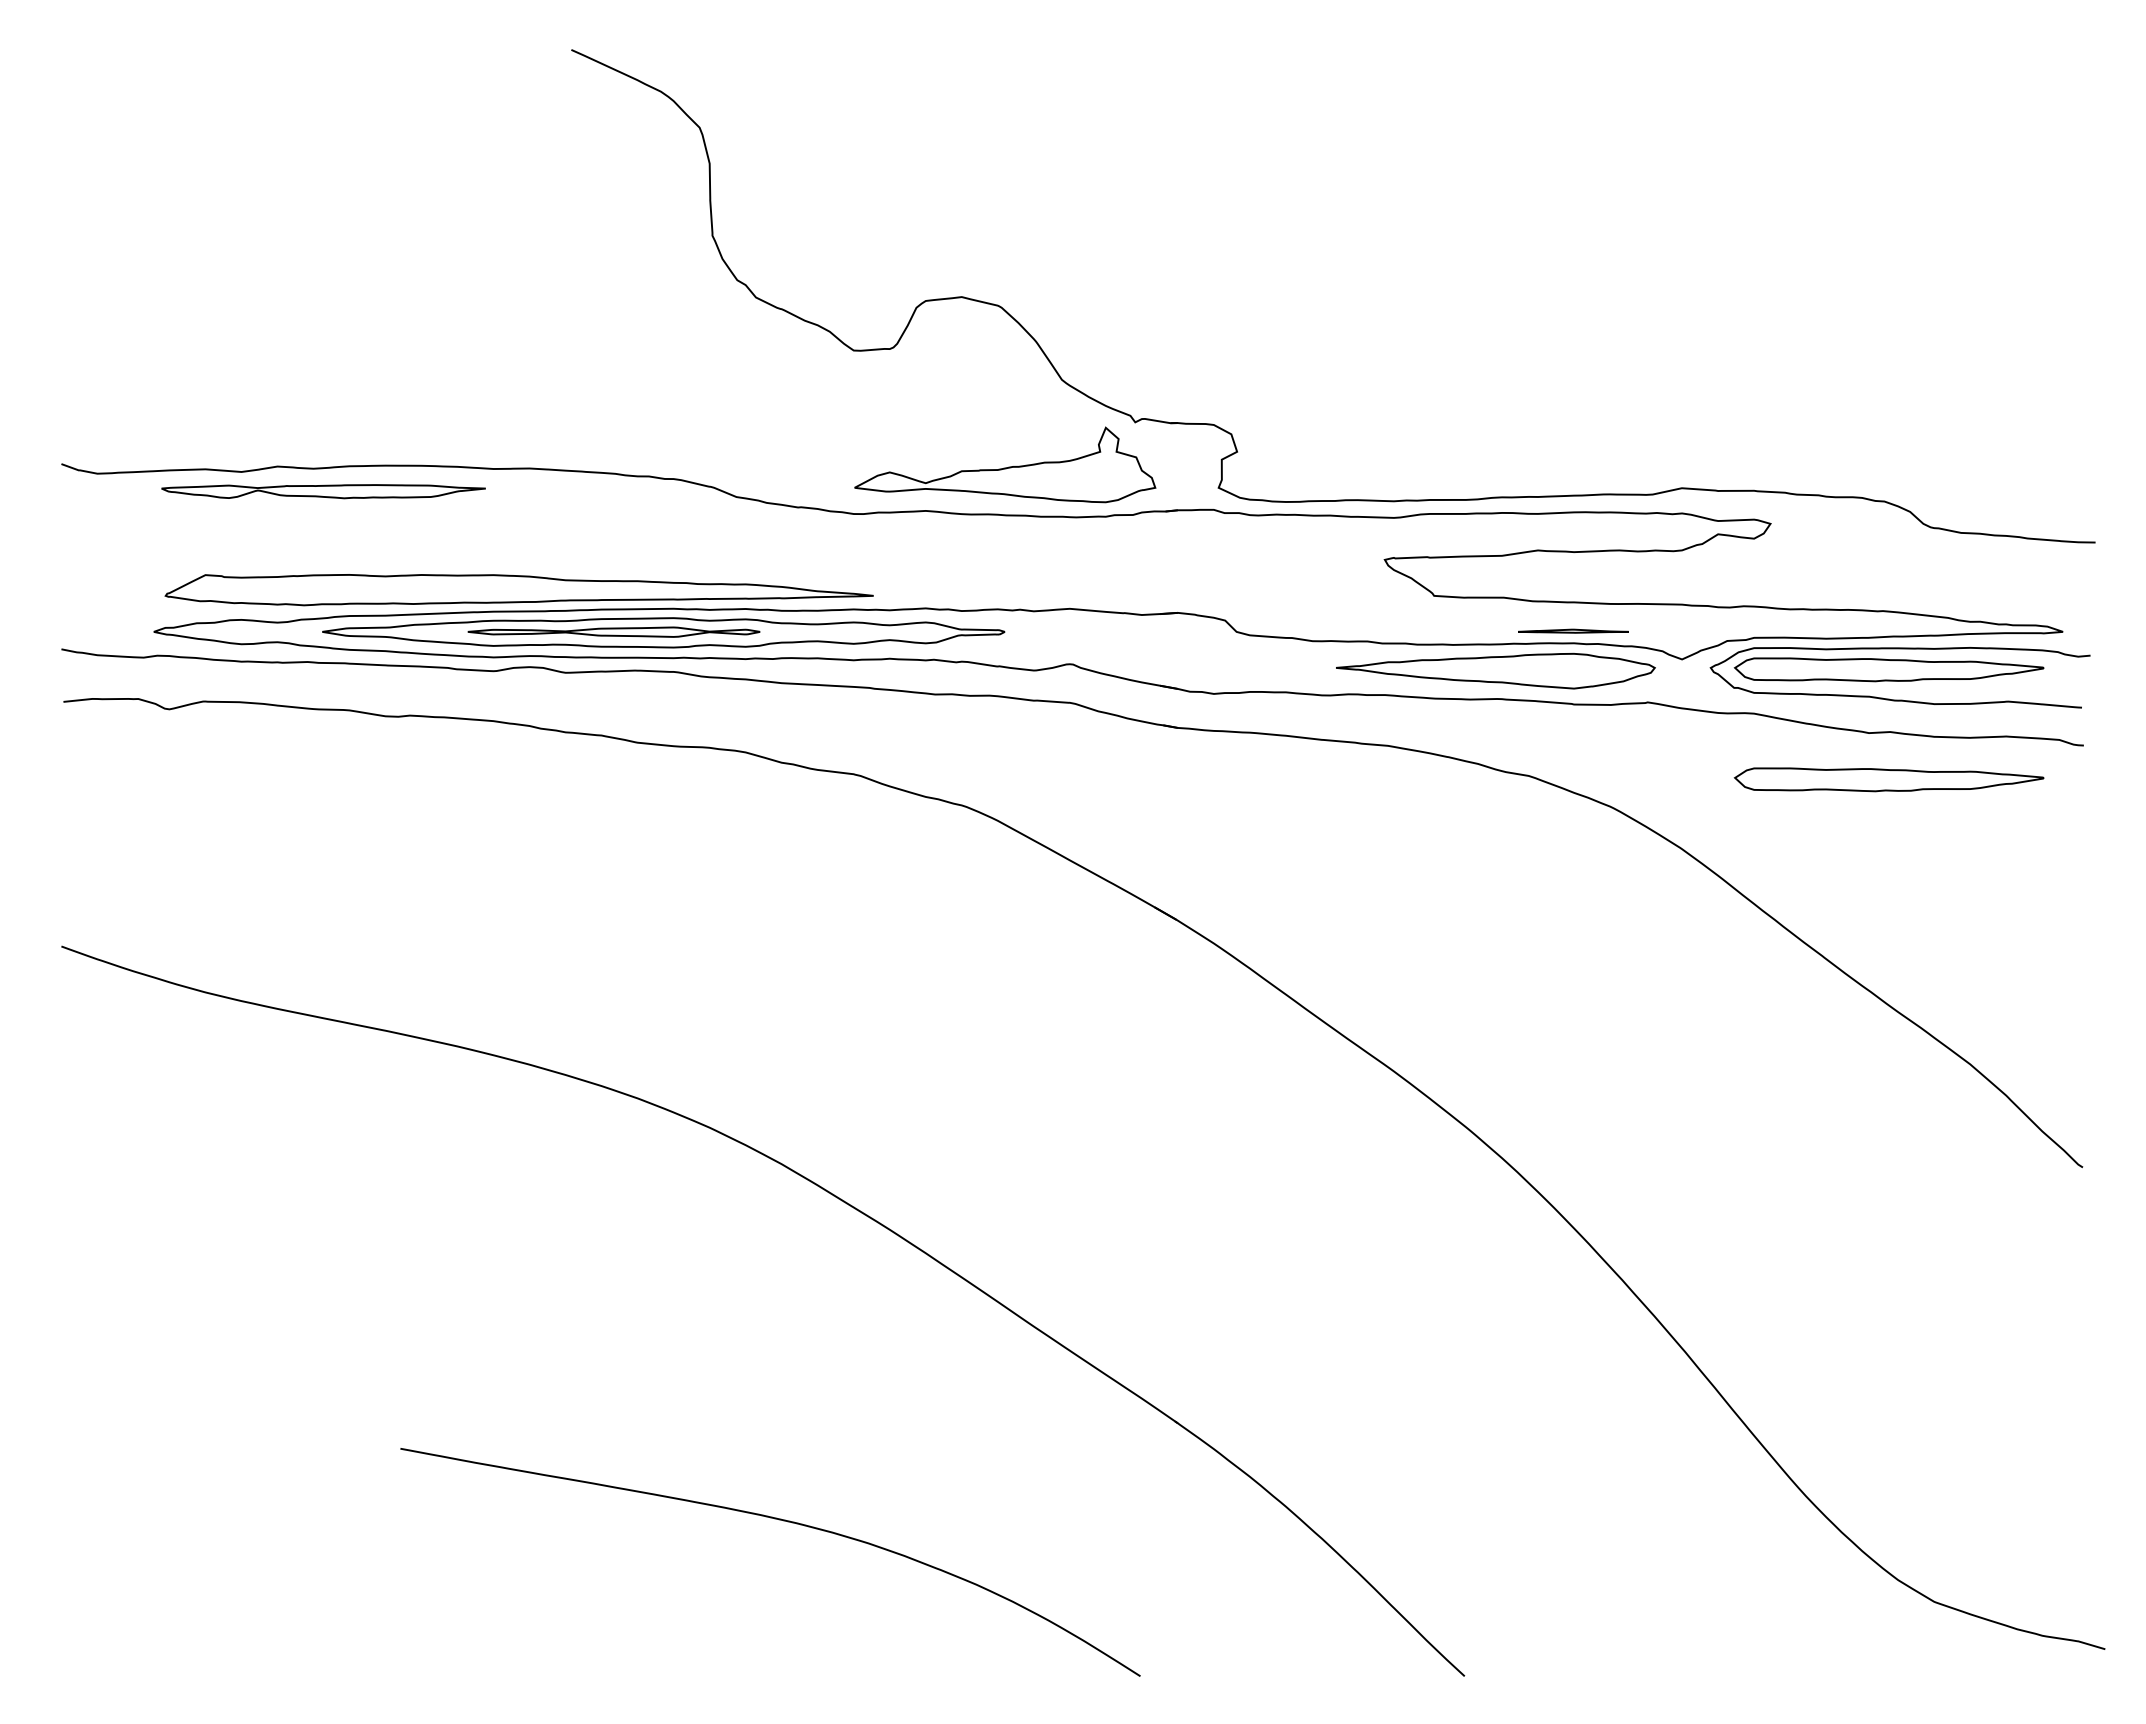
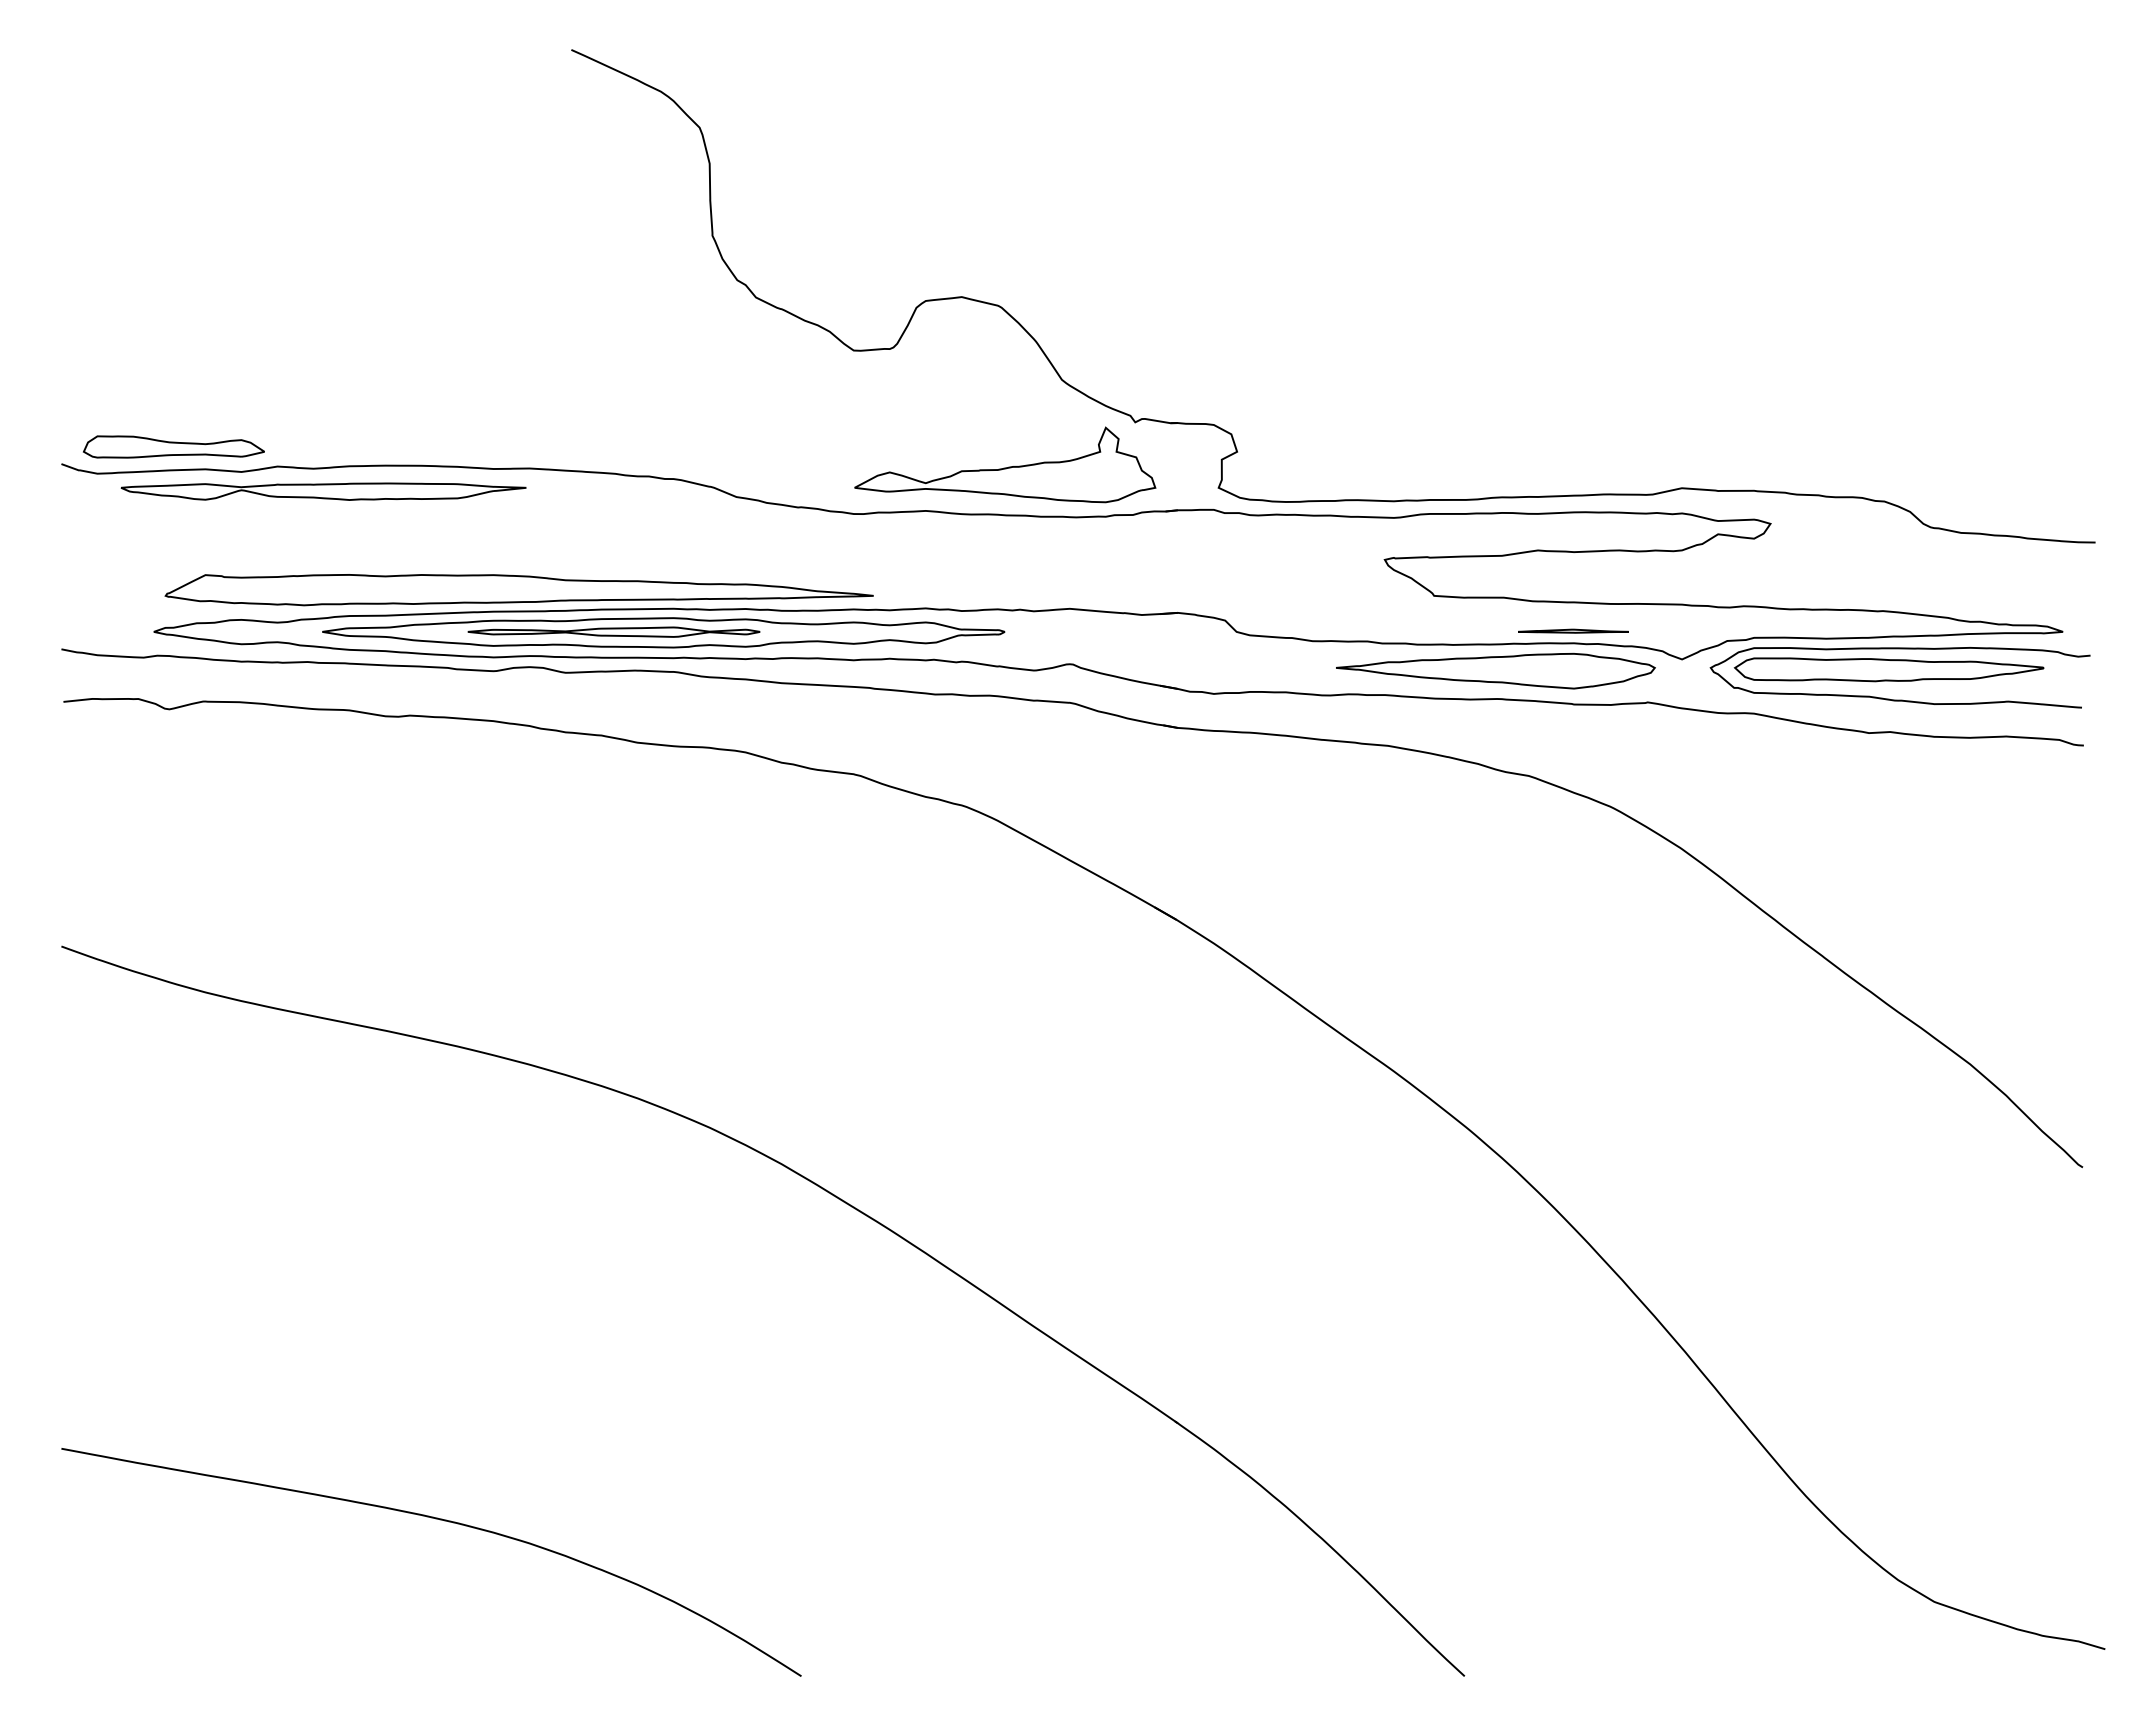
part: none -> present (173, 446)
part size: 325x16 px -> 407x19 px (323, 491)
part: present -> none (1888, 779)
curve position: (779, 1520) -> (440, 1520) (440, 1520)
